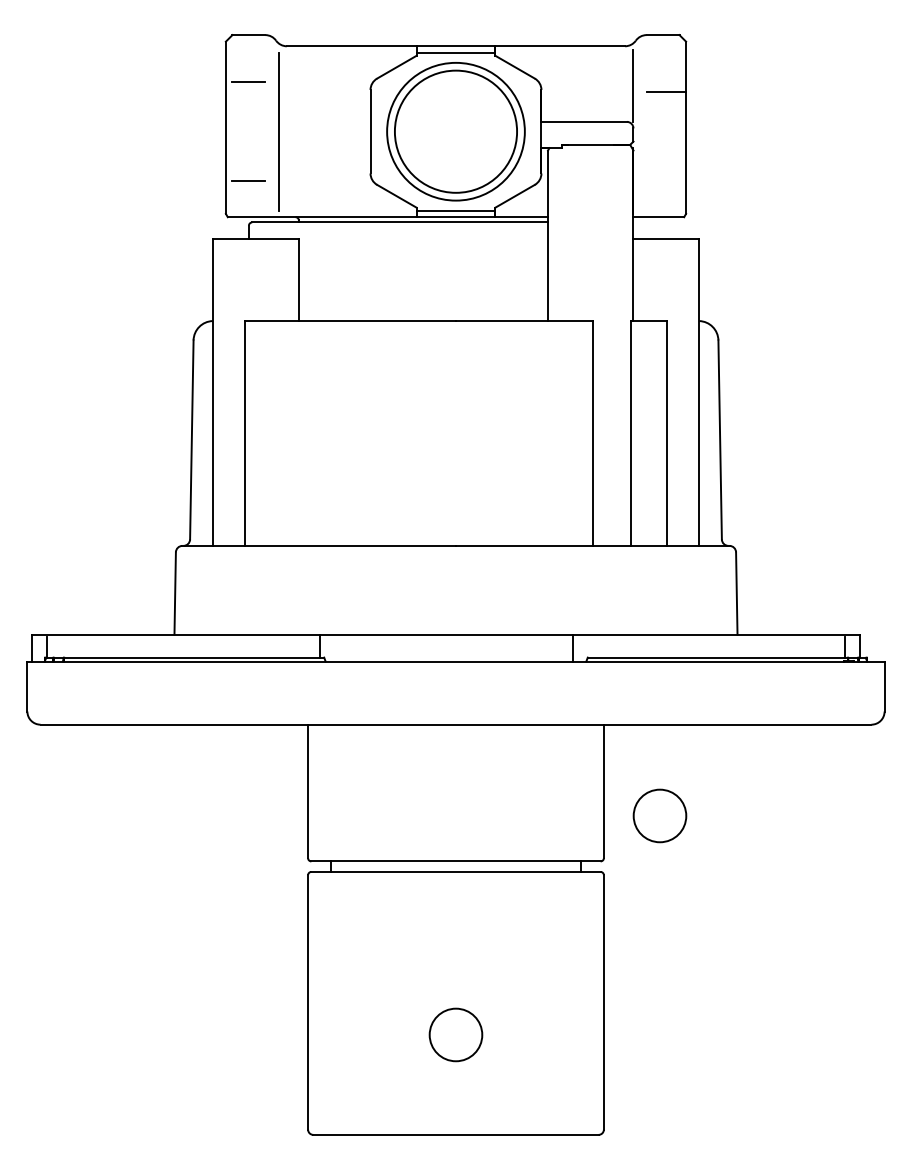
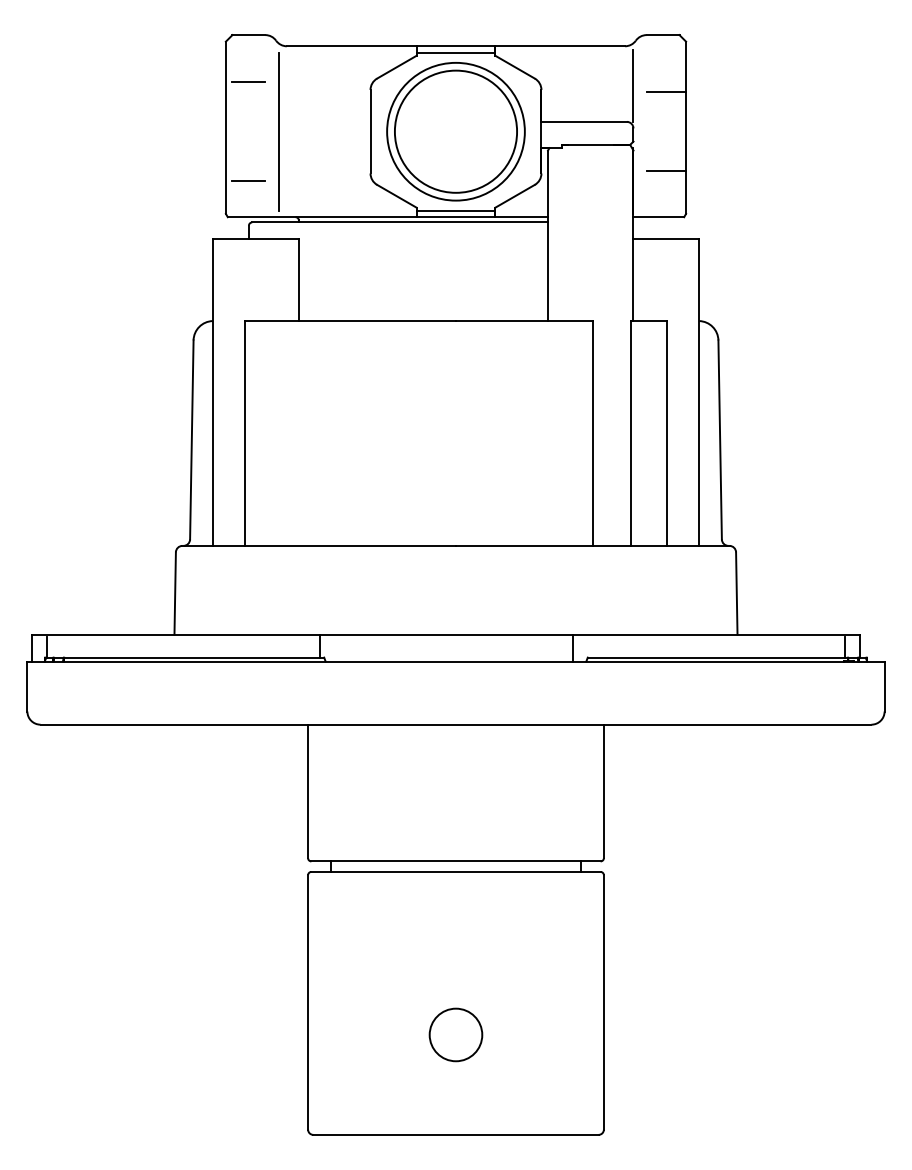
line: none -> present (666, 171)
circle: present -> none (659, 815)
